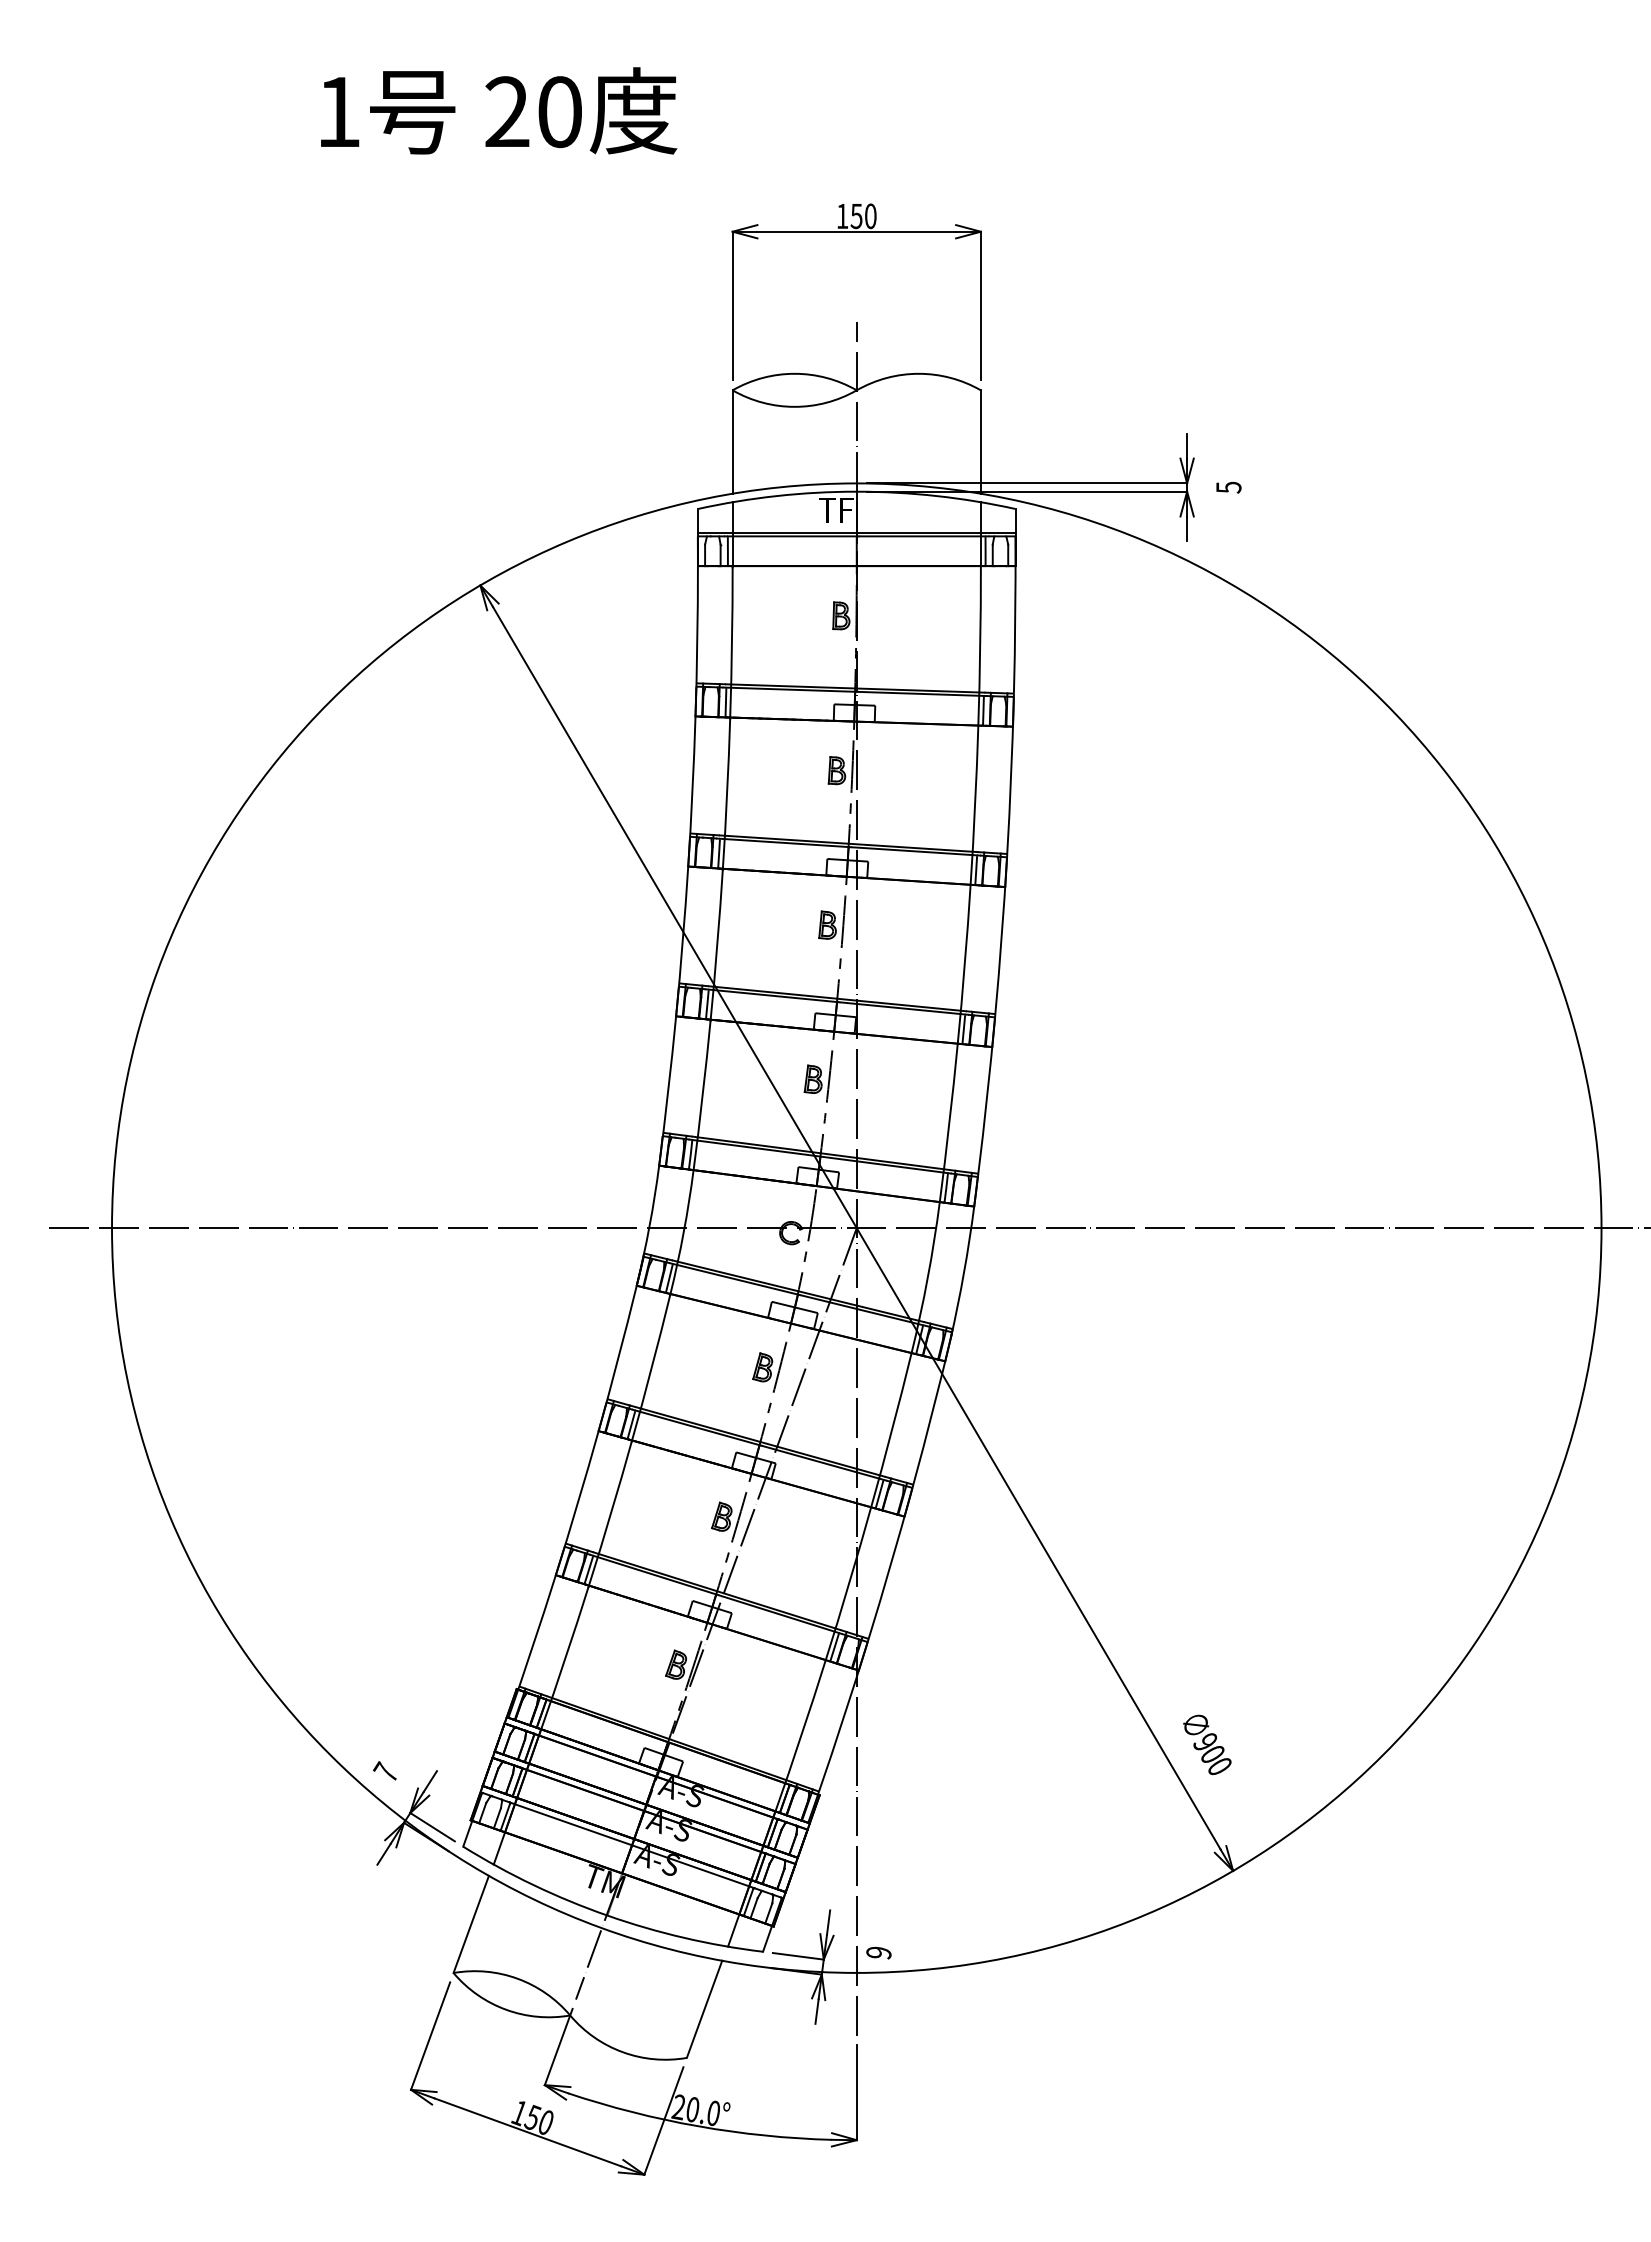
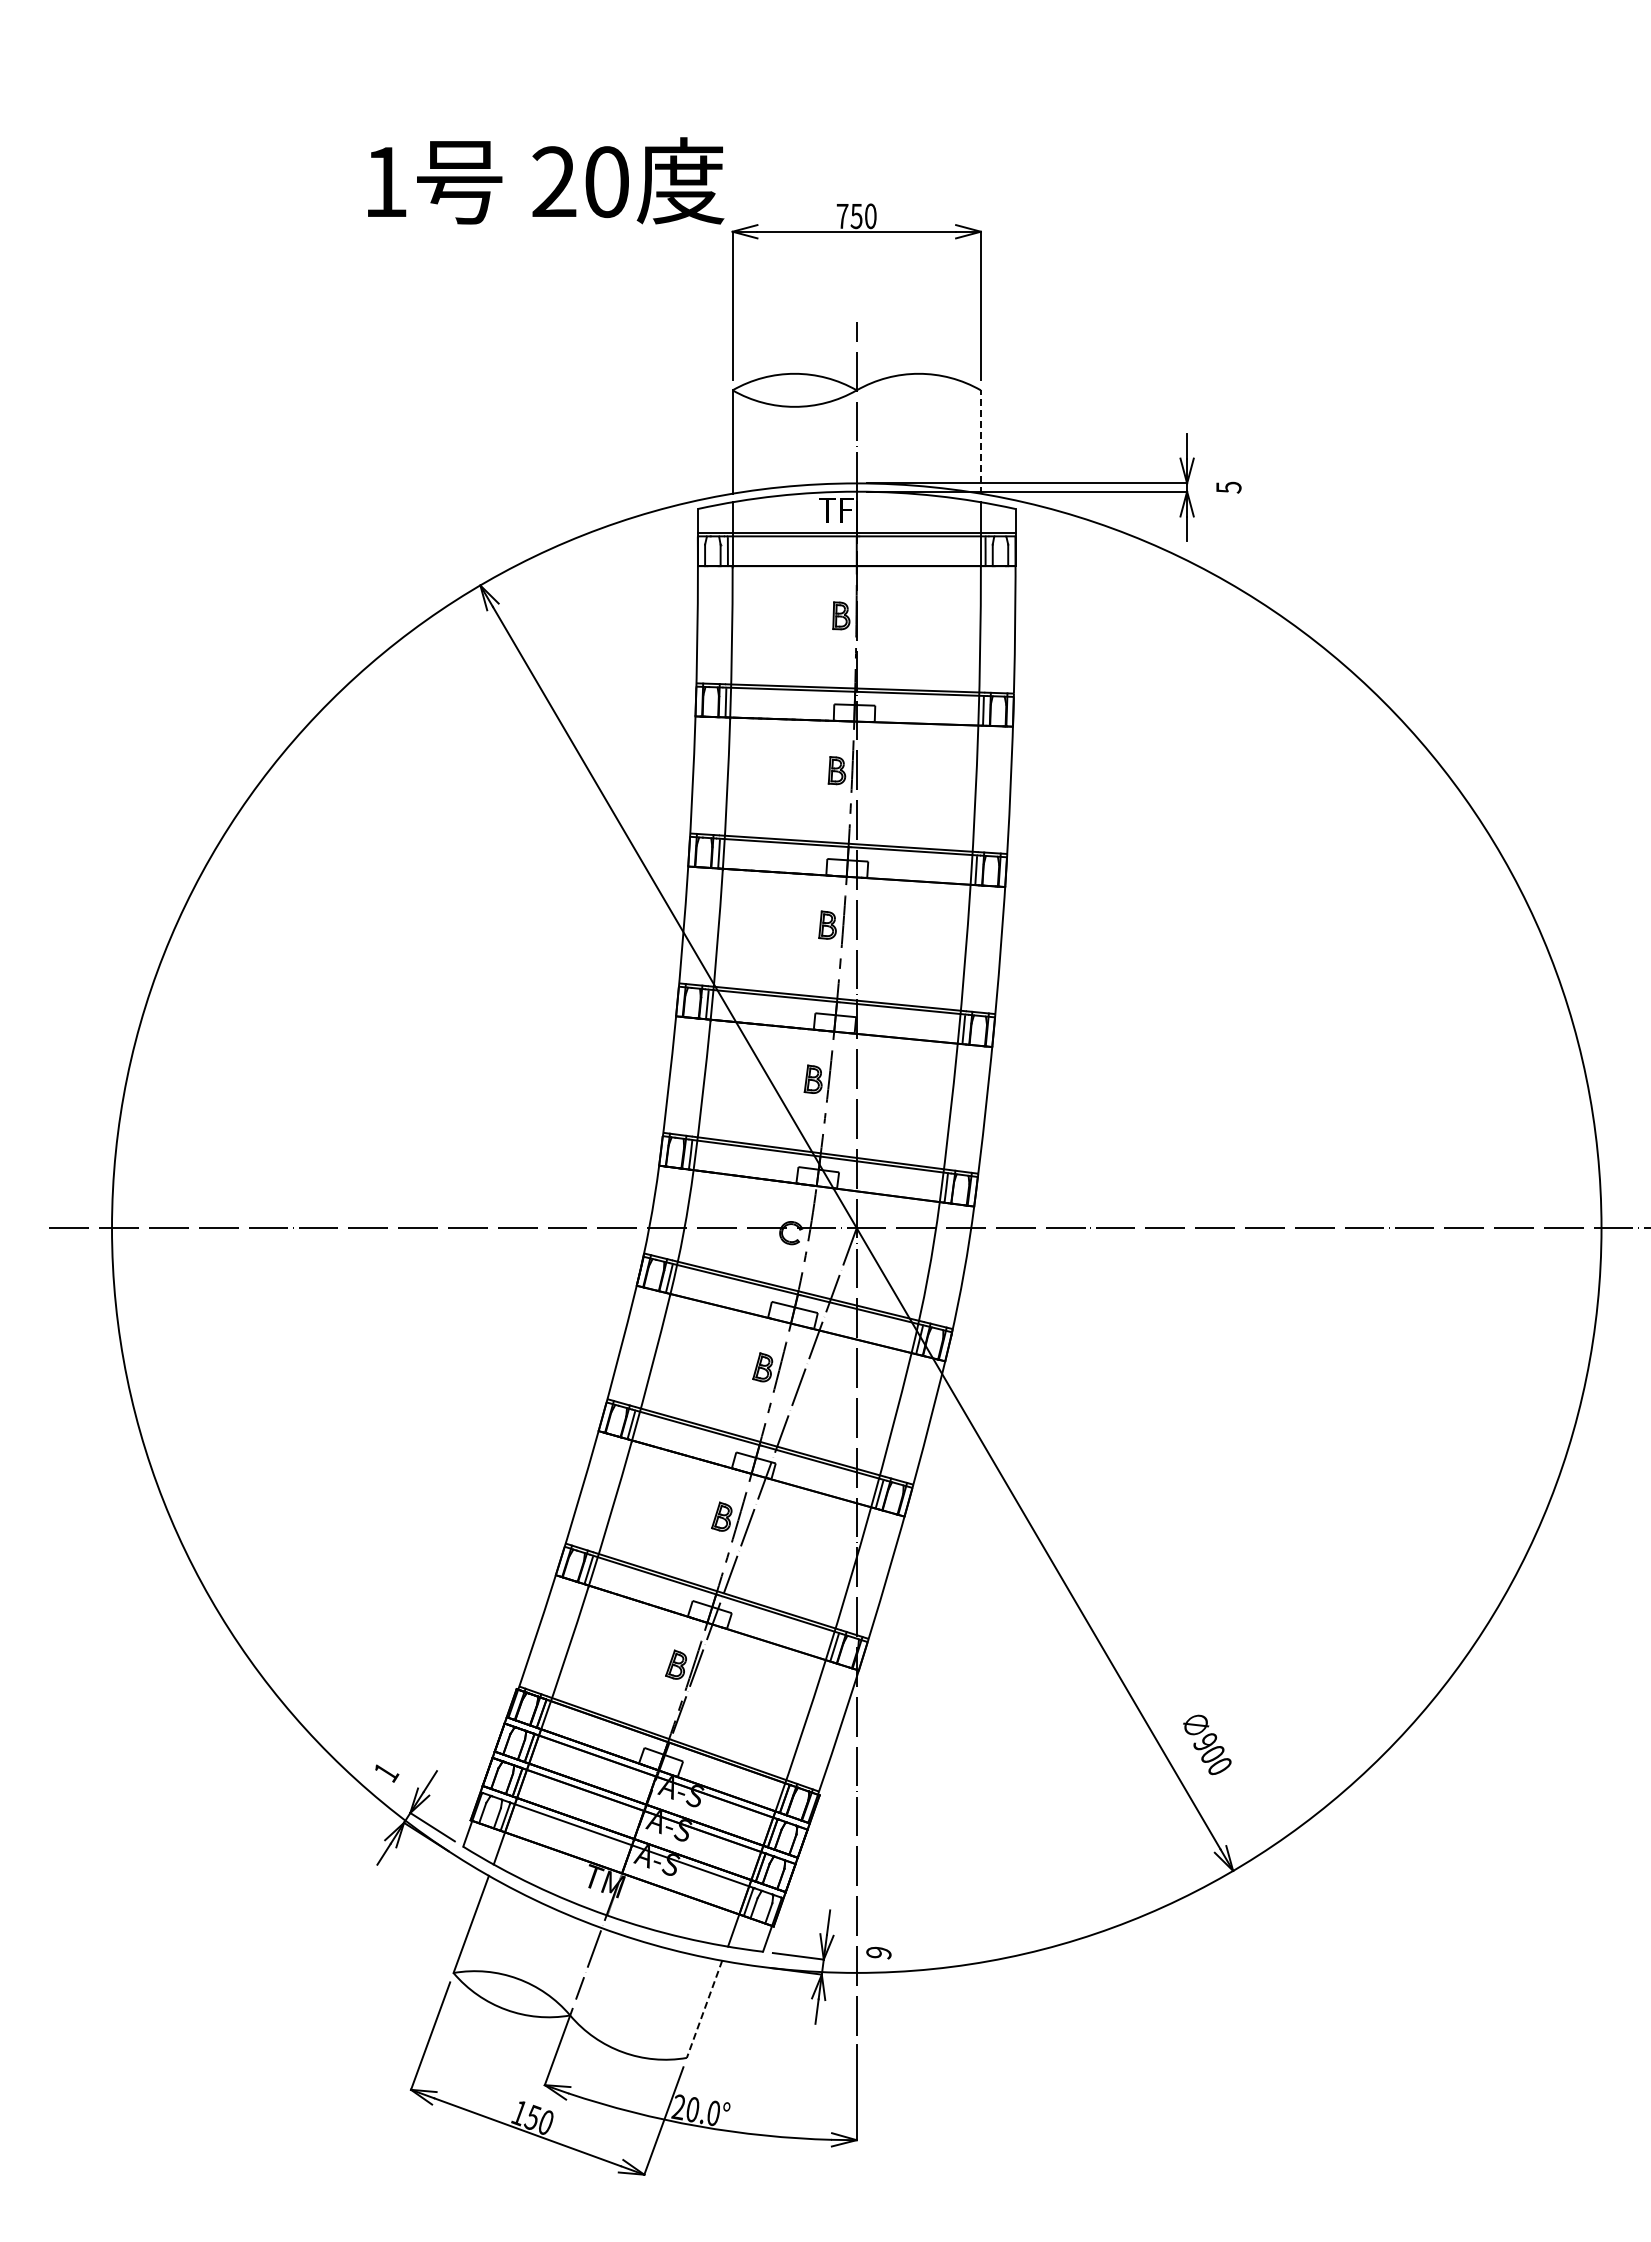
text position: (499, 110) -> (546, 180) (546, 180)
text: 150 -> 750 (842, 216)
line: solid -> dashed (980, 442)
text: 7 -> 1 (385, 1771)
line: solid -> dashed (704, 2009)
